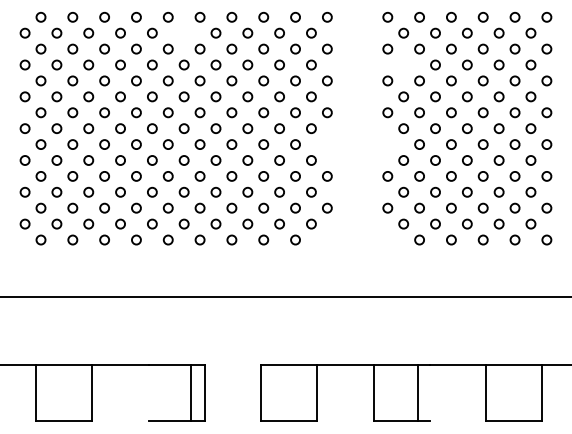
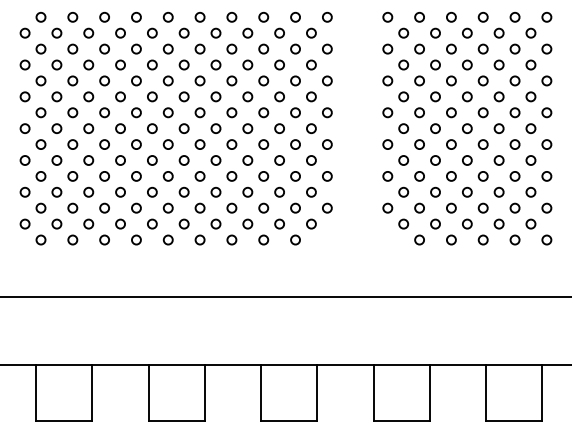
circle: none -> present (183, 32)
circle: none -> present (403, 64)
circle: none -> present (327, 144)
circle: none -> present (387, 144)
line: none -> present (232, 364)
line position: (190, 392) -> (148, 392) (148, 392)
line position: (417, 392) -> (429, 392) (429, 392)
